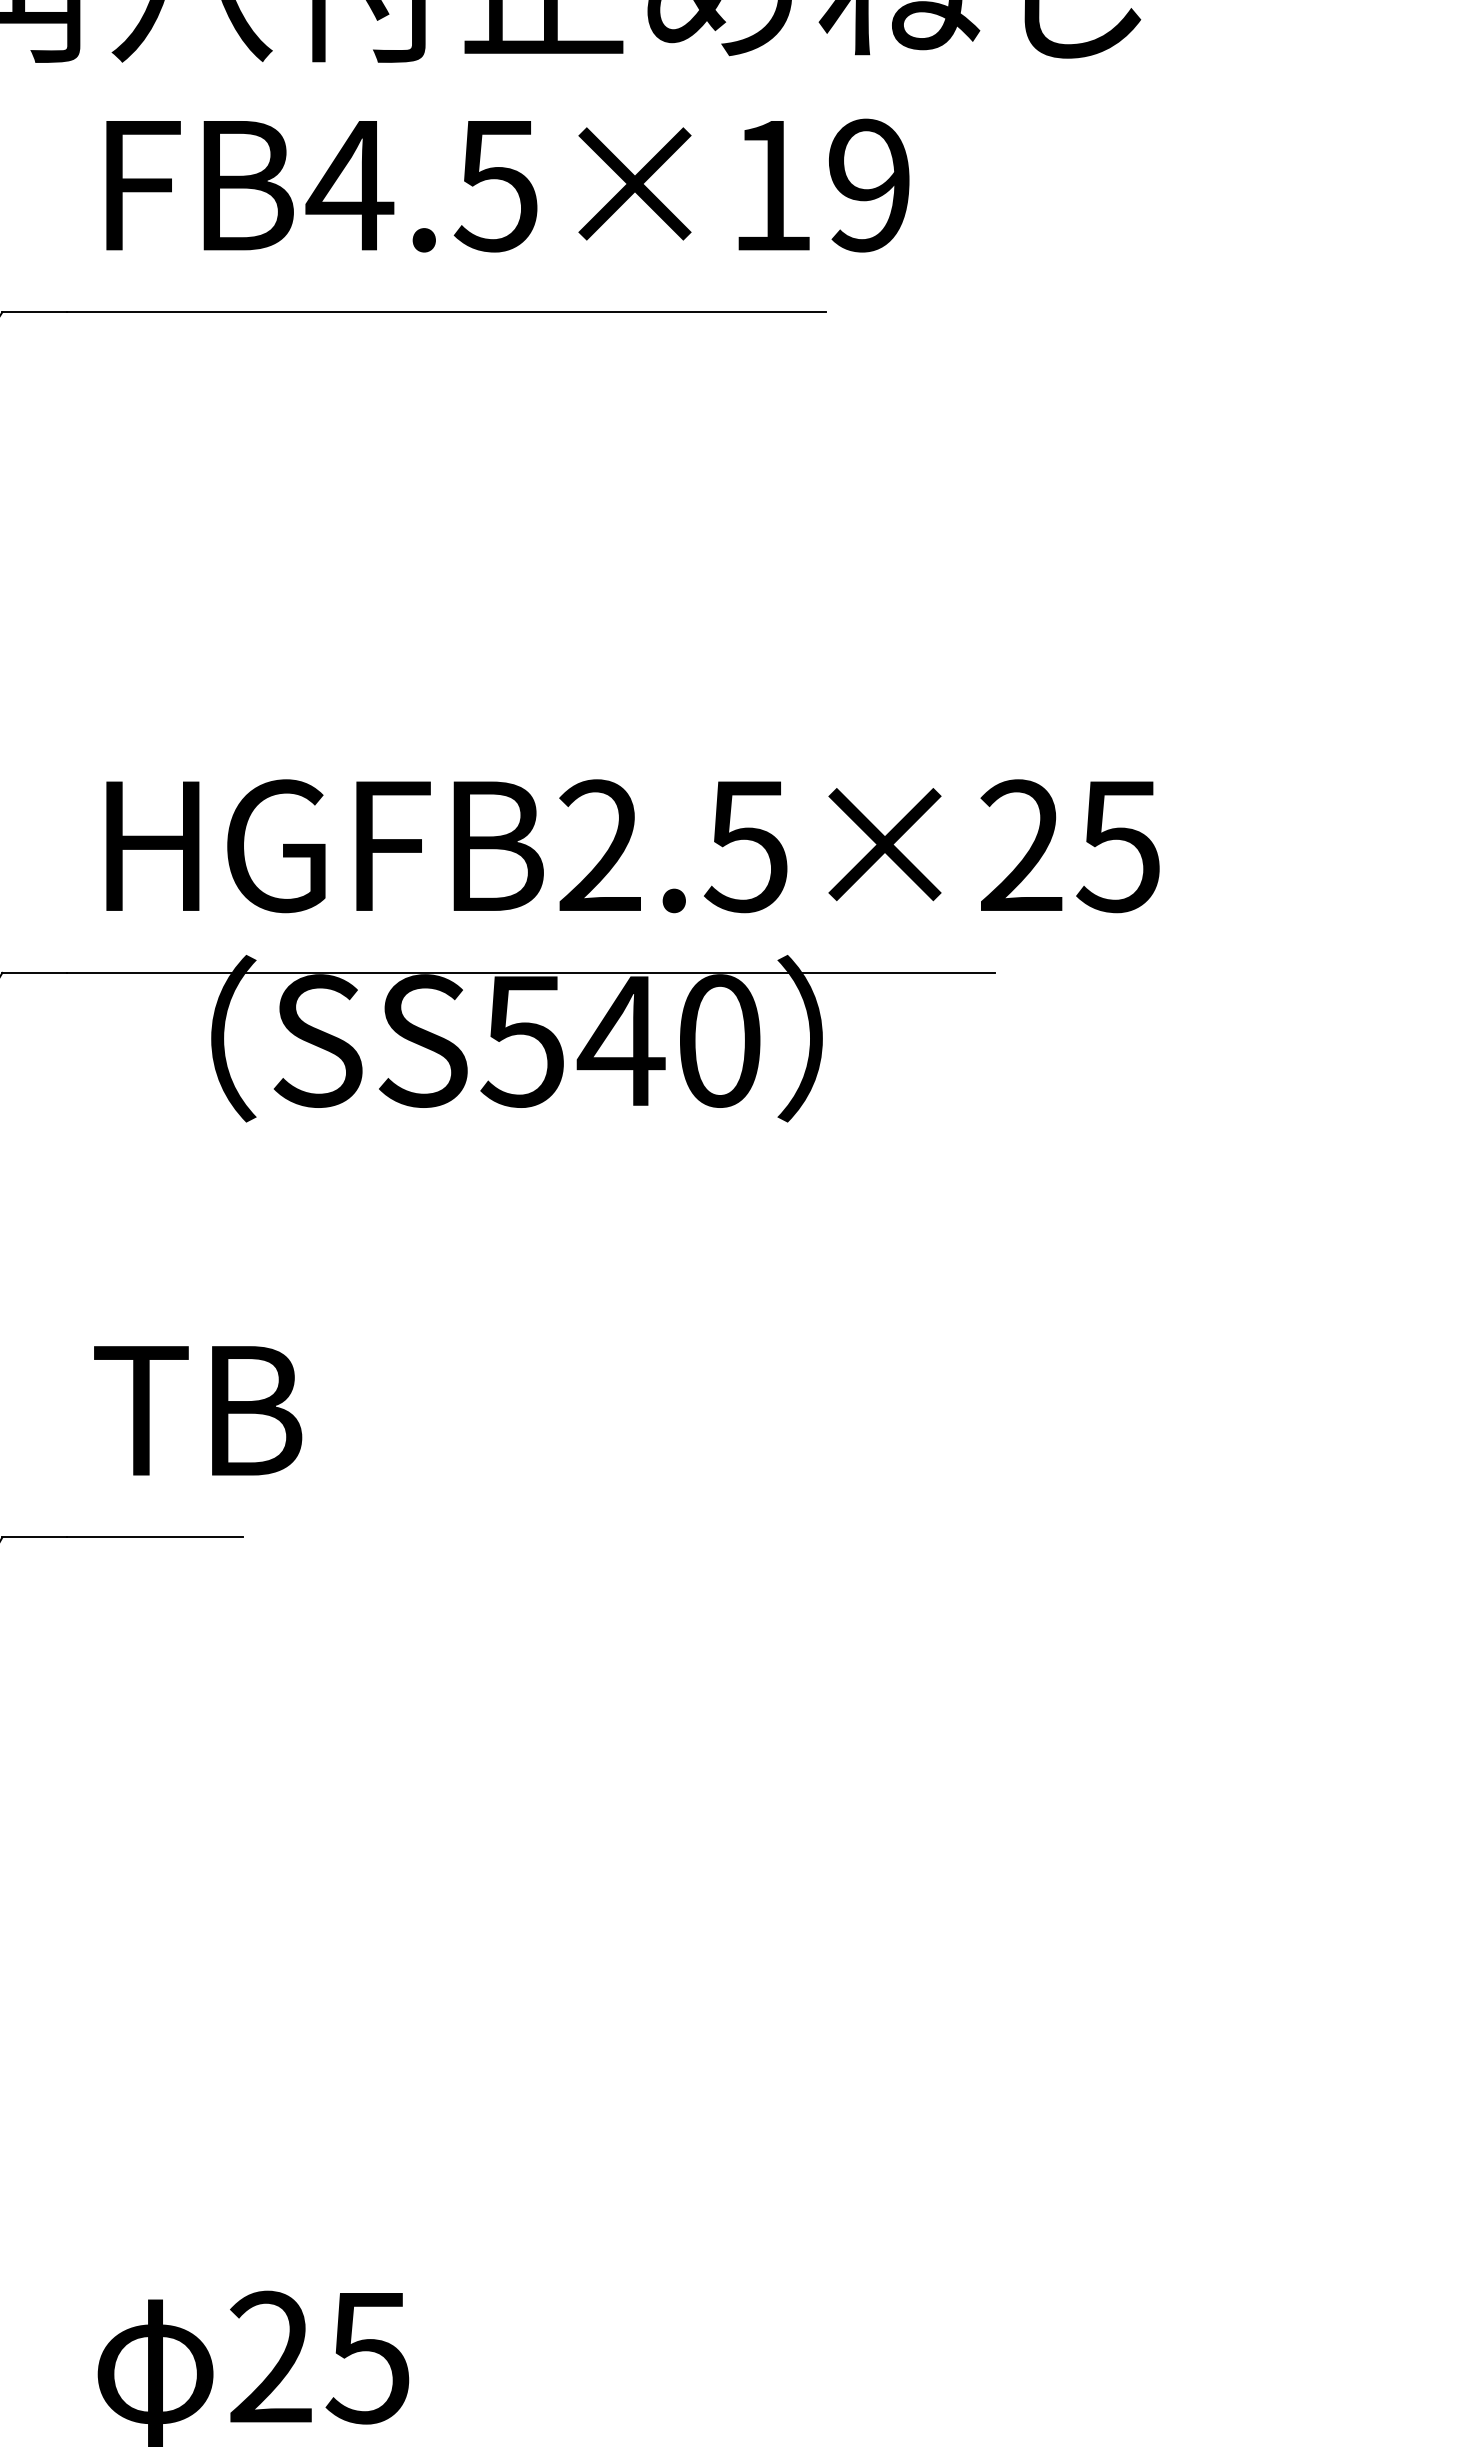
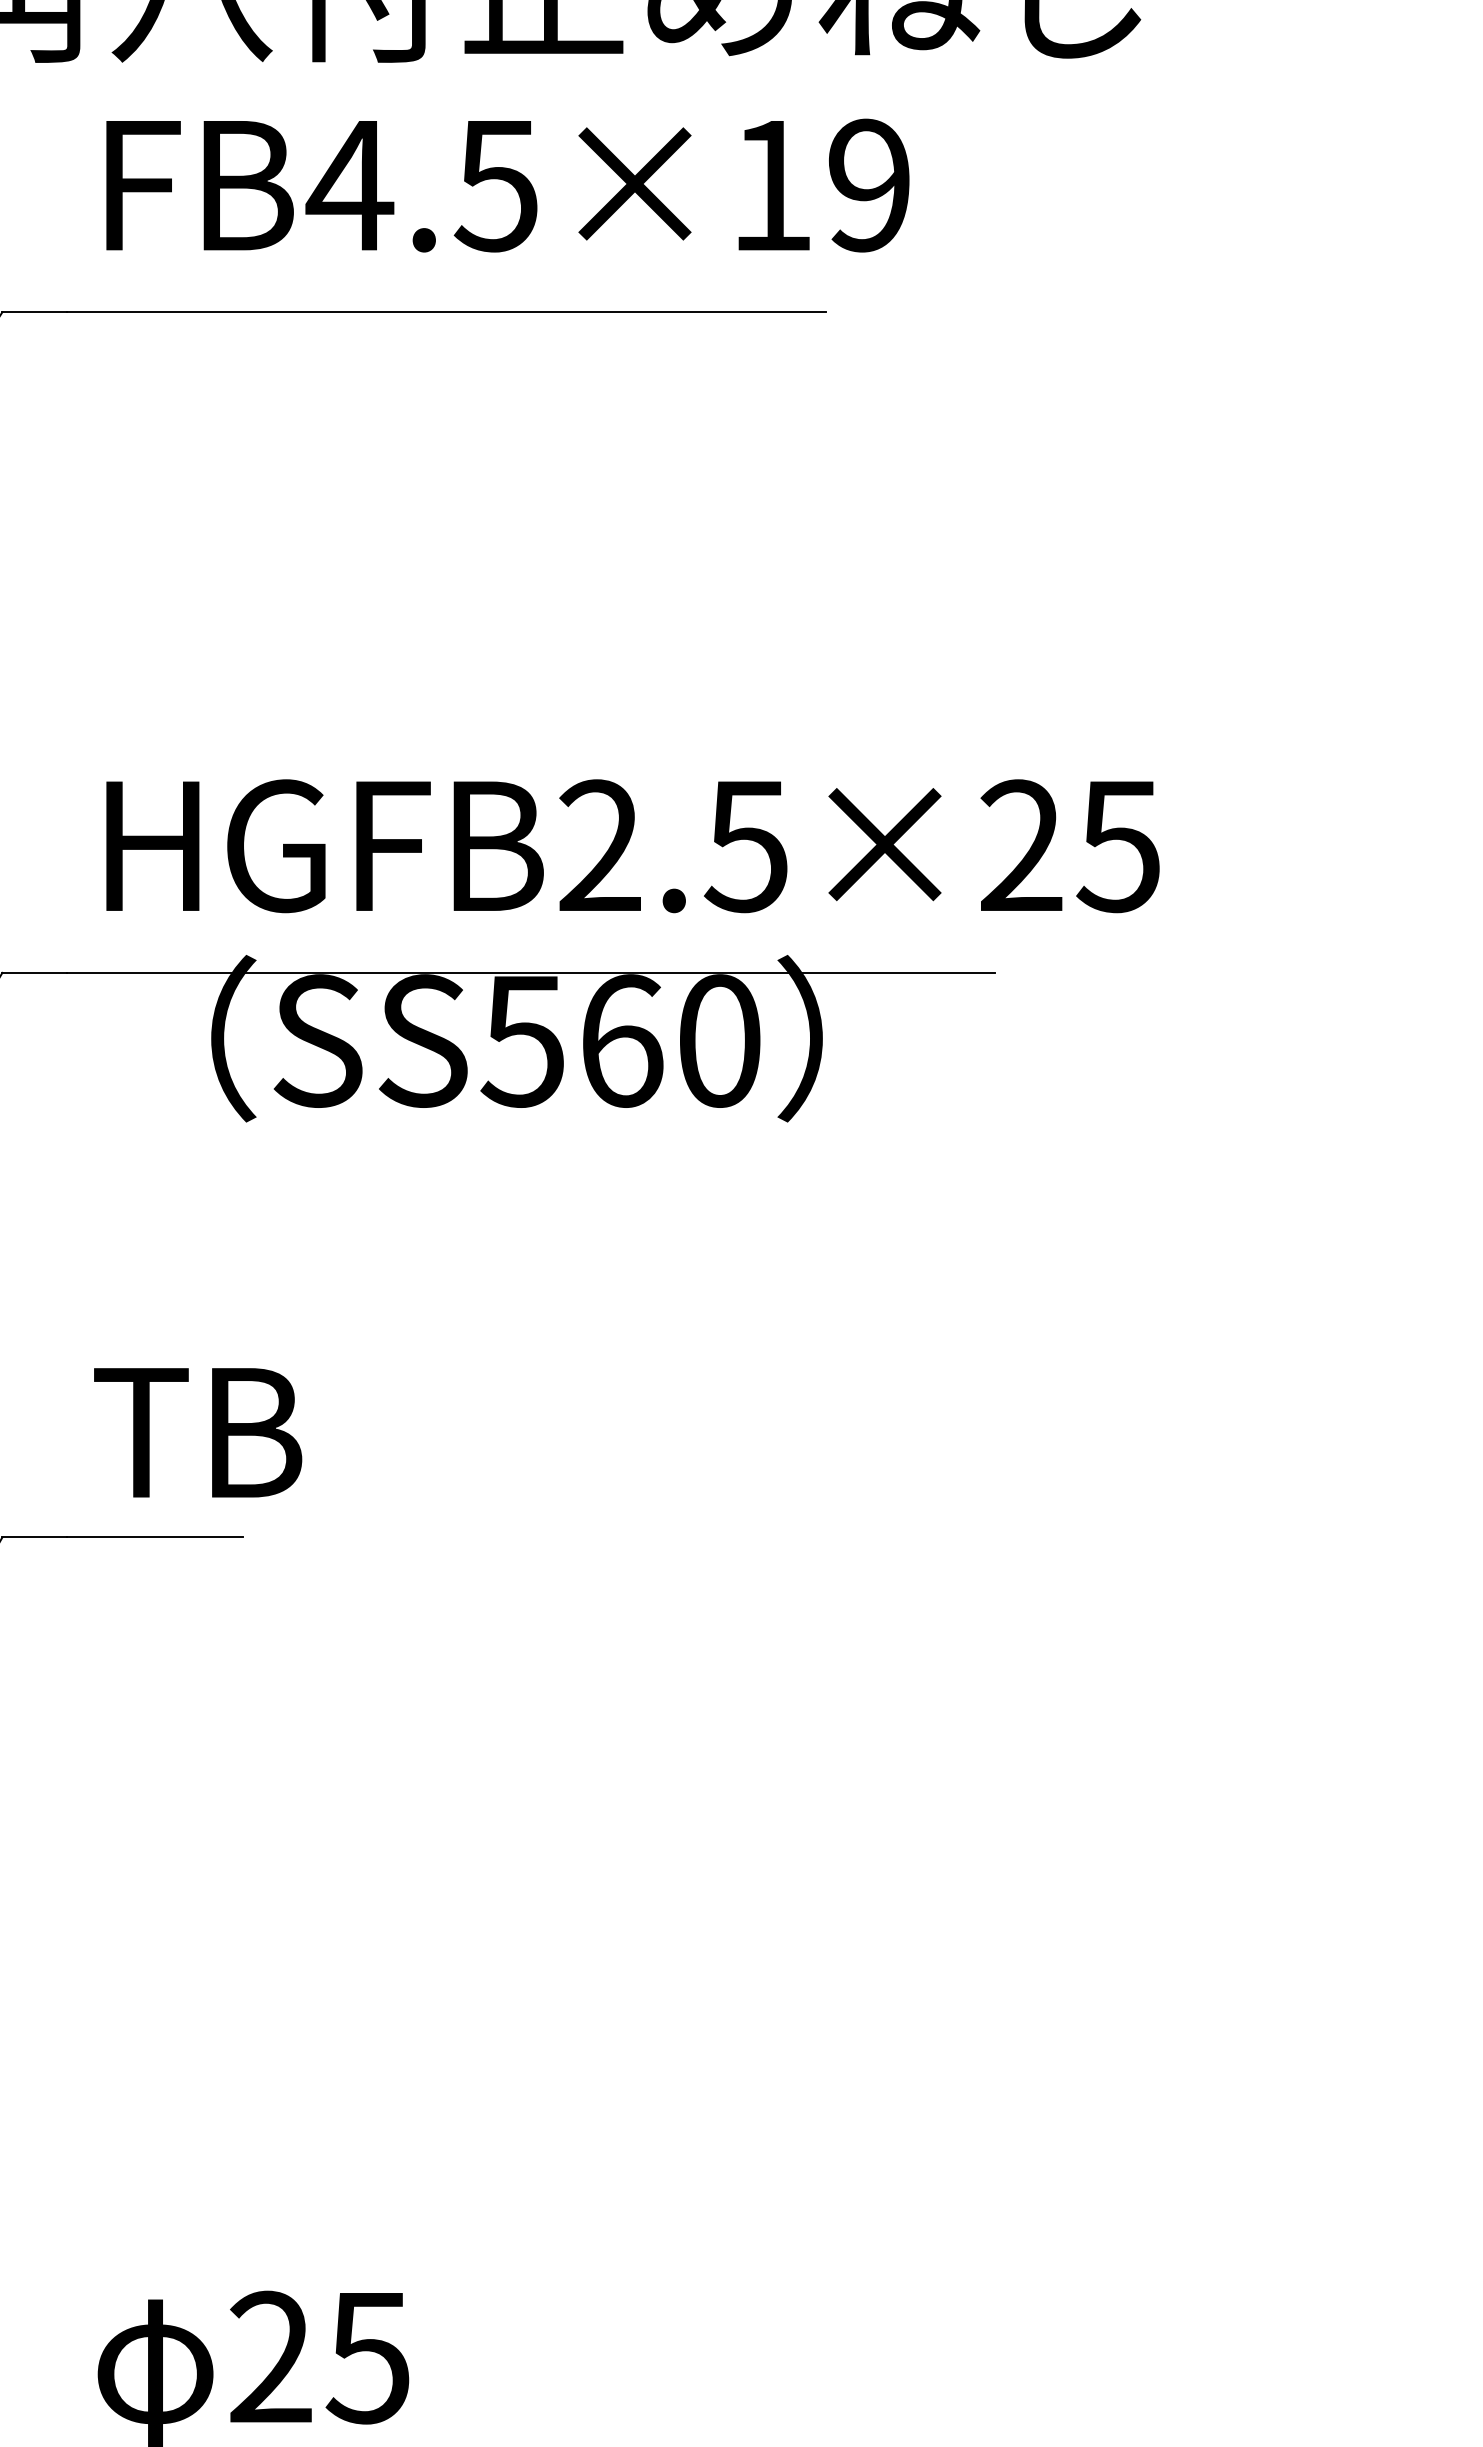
text: SS540 -> SS560 (620, 1040)
text position: (198, 1410) -> (198, 1432) (198, 1432)
